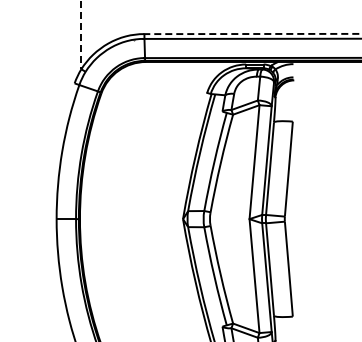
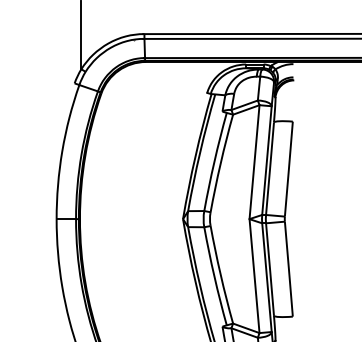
line: dashed -> solid (252, 34)
line: dashed -> solid (81, 35)
